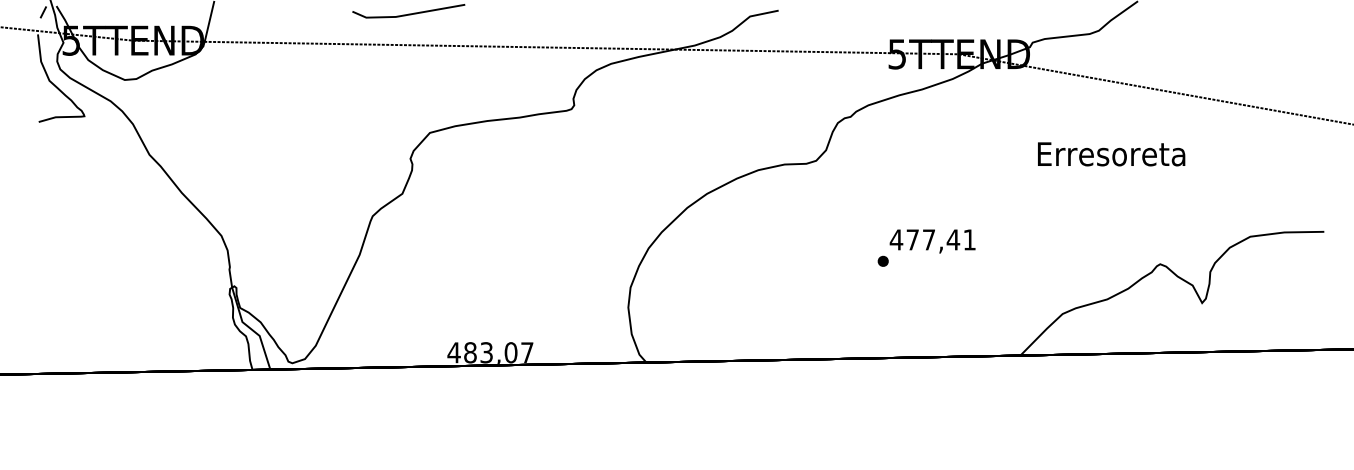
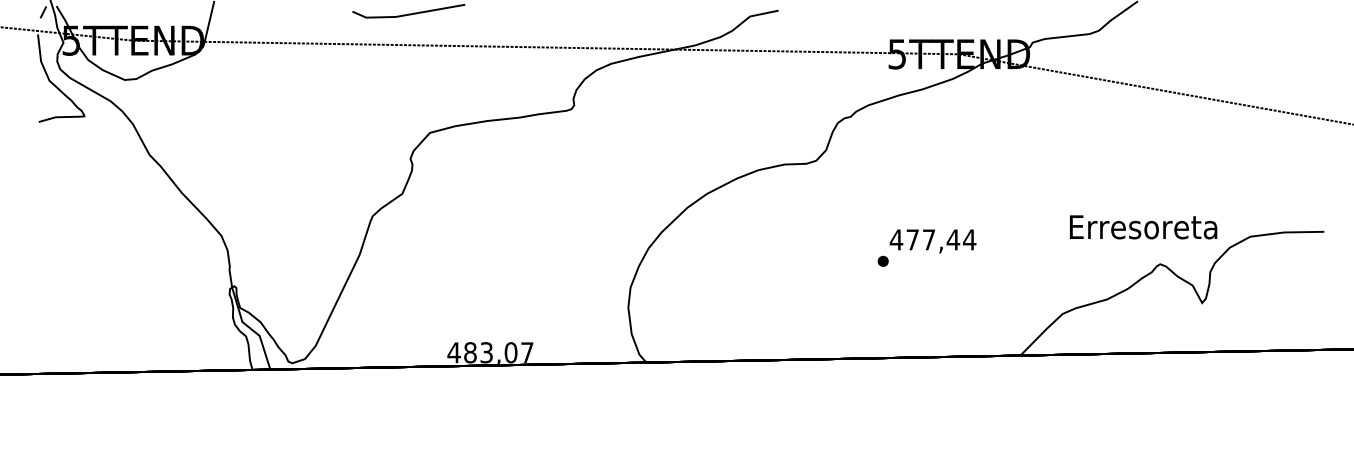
text position: (1111, 154) -> (1143, 227) (1143, 227)
text: 477,41 -> 477,44 (969, 239)
